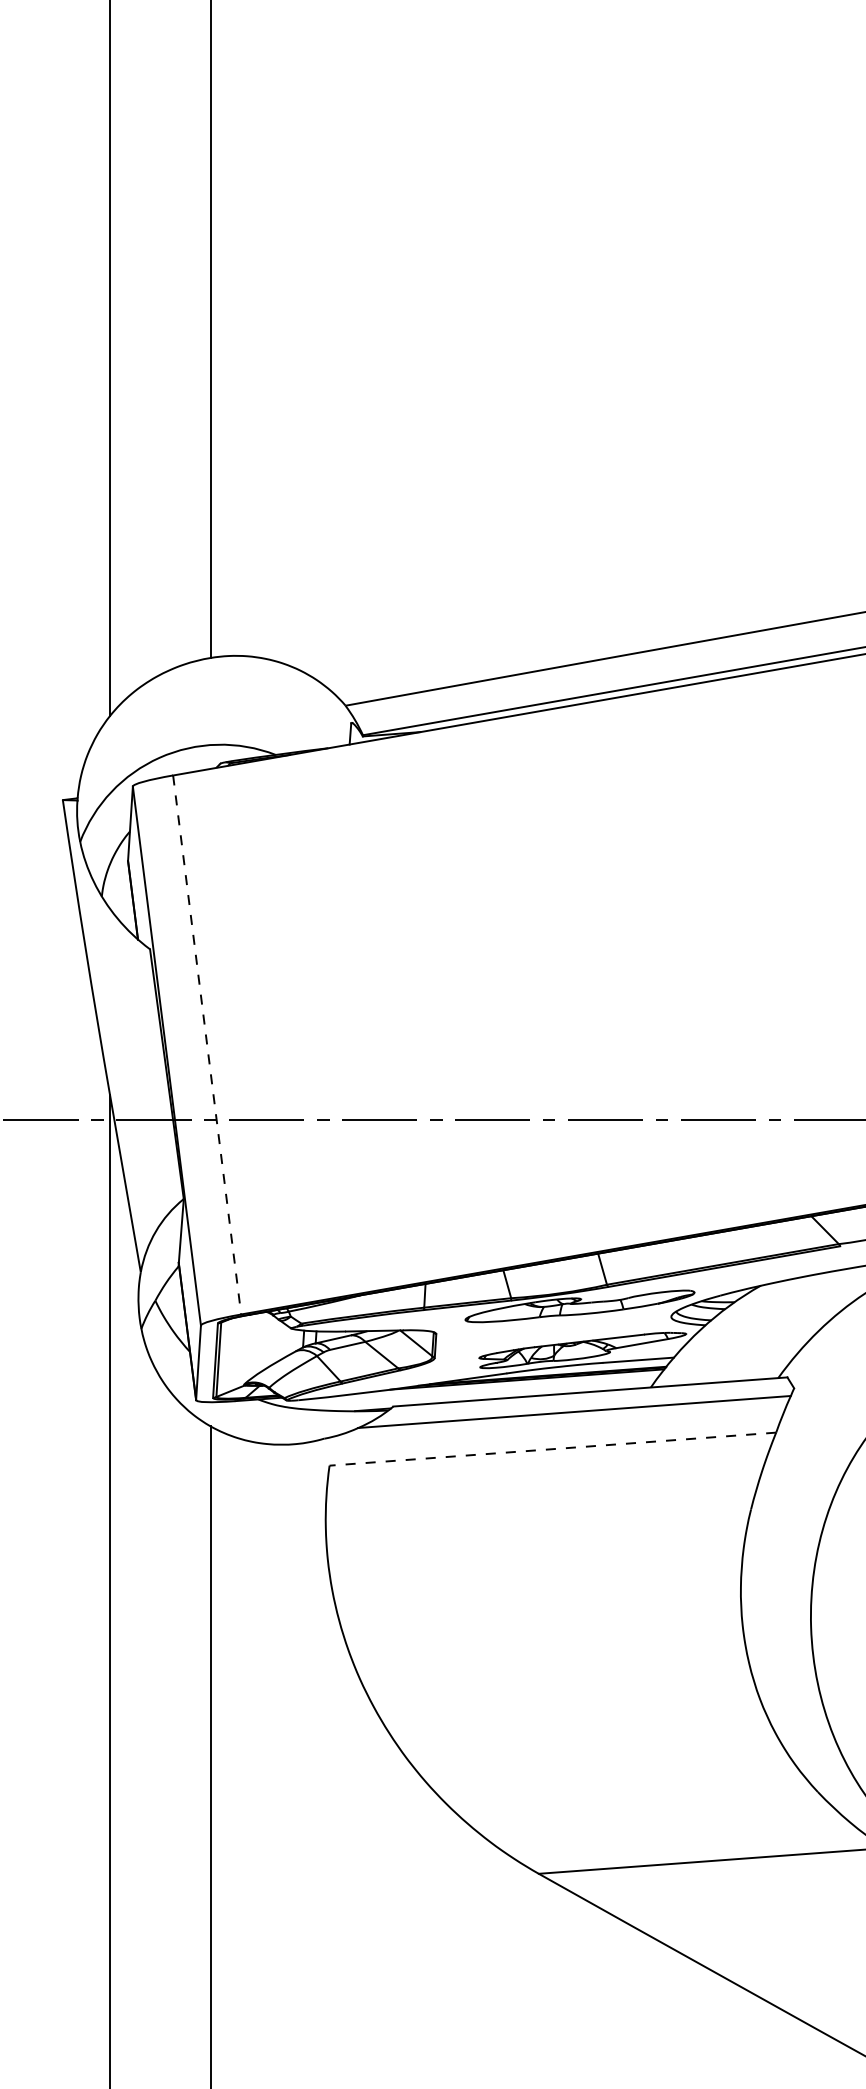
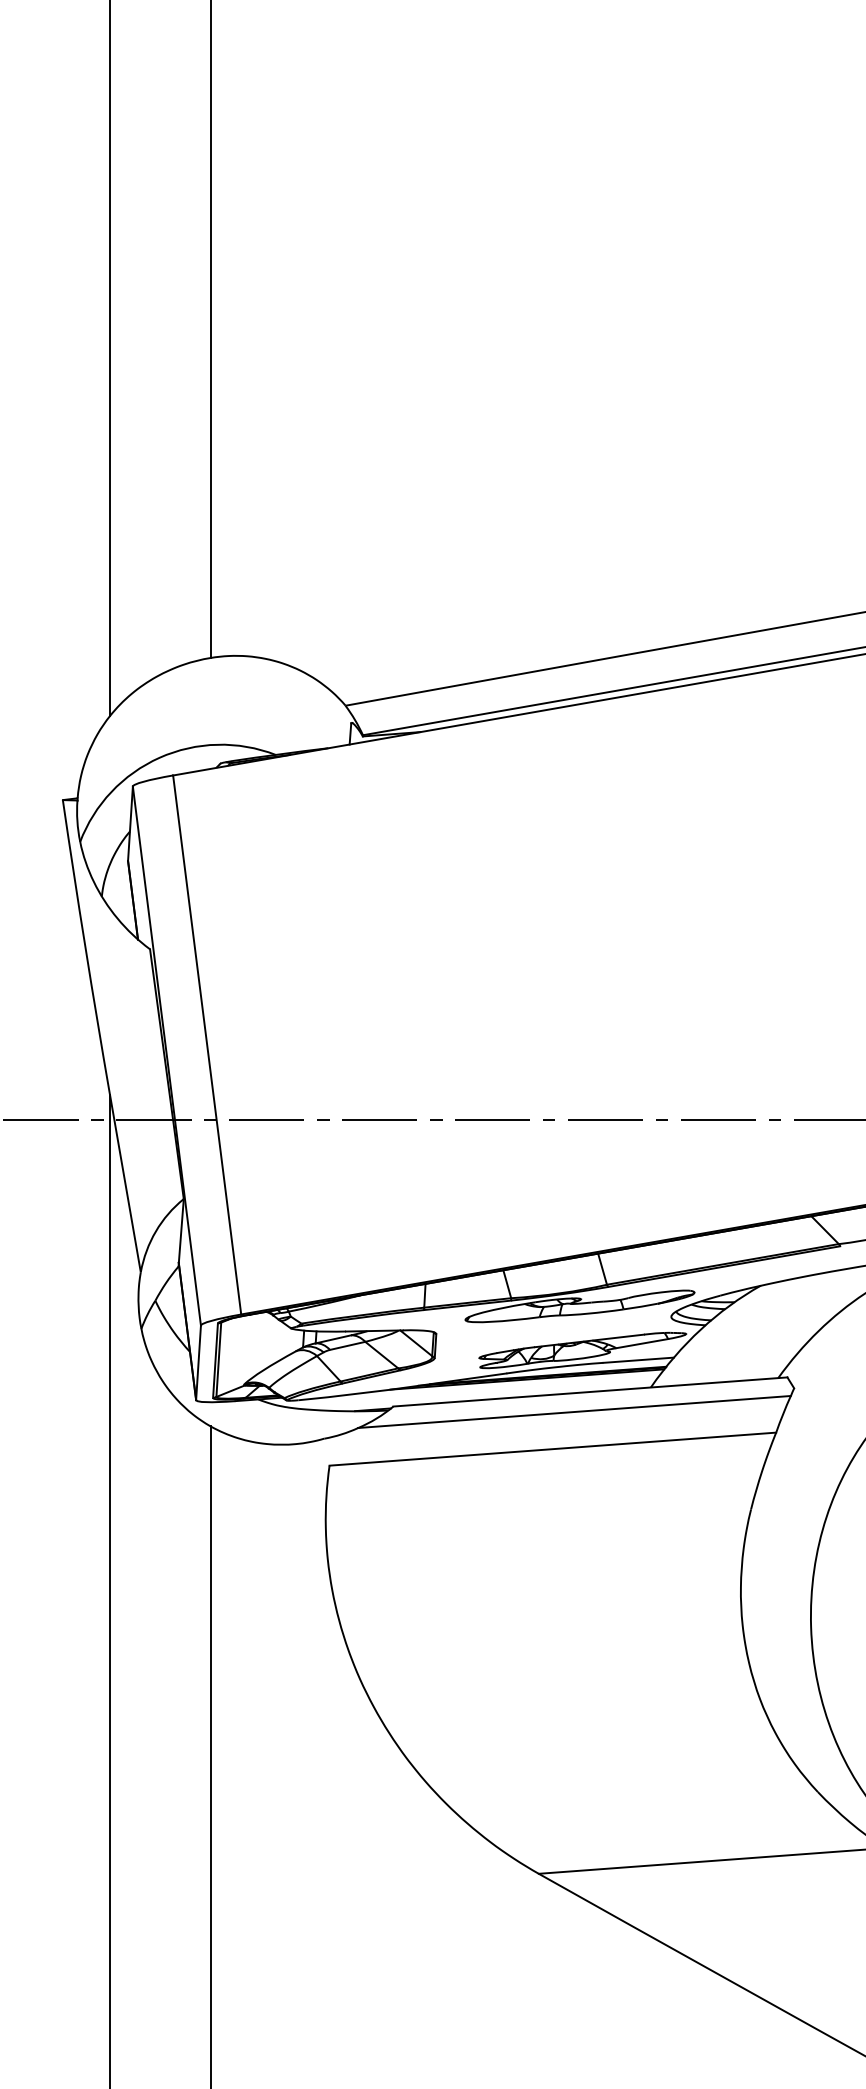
line: dashed -> solid (207, 1044)
line: dashed -> solid (552, 1449)
